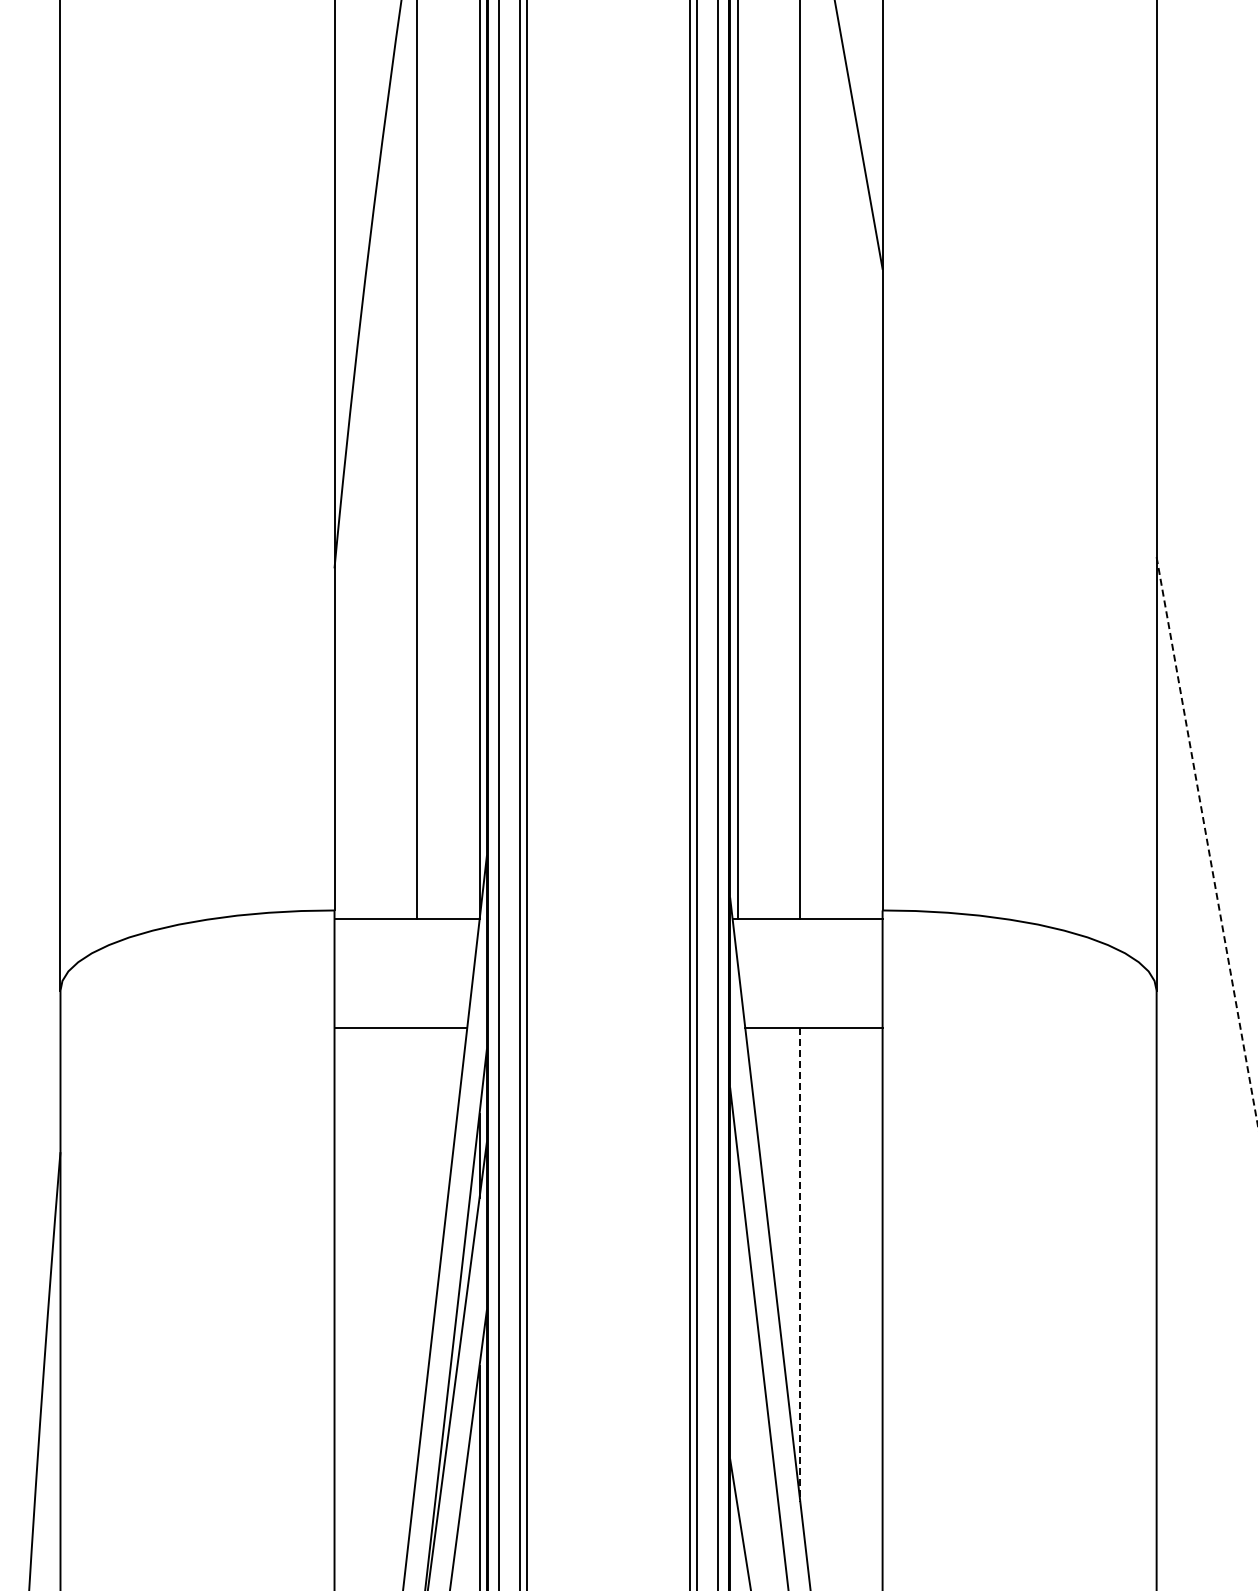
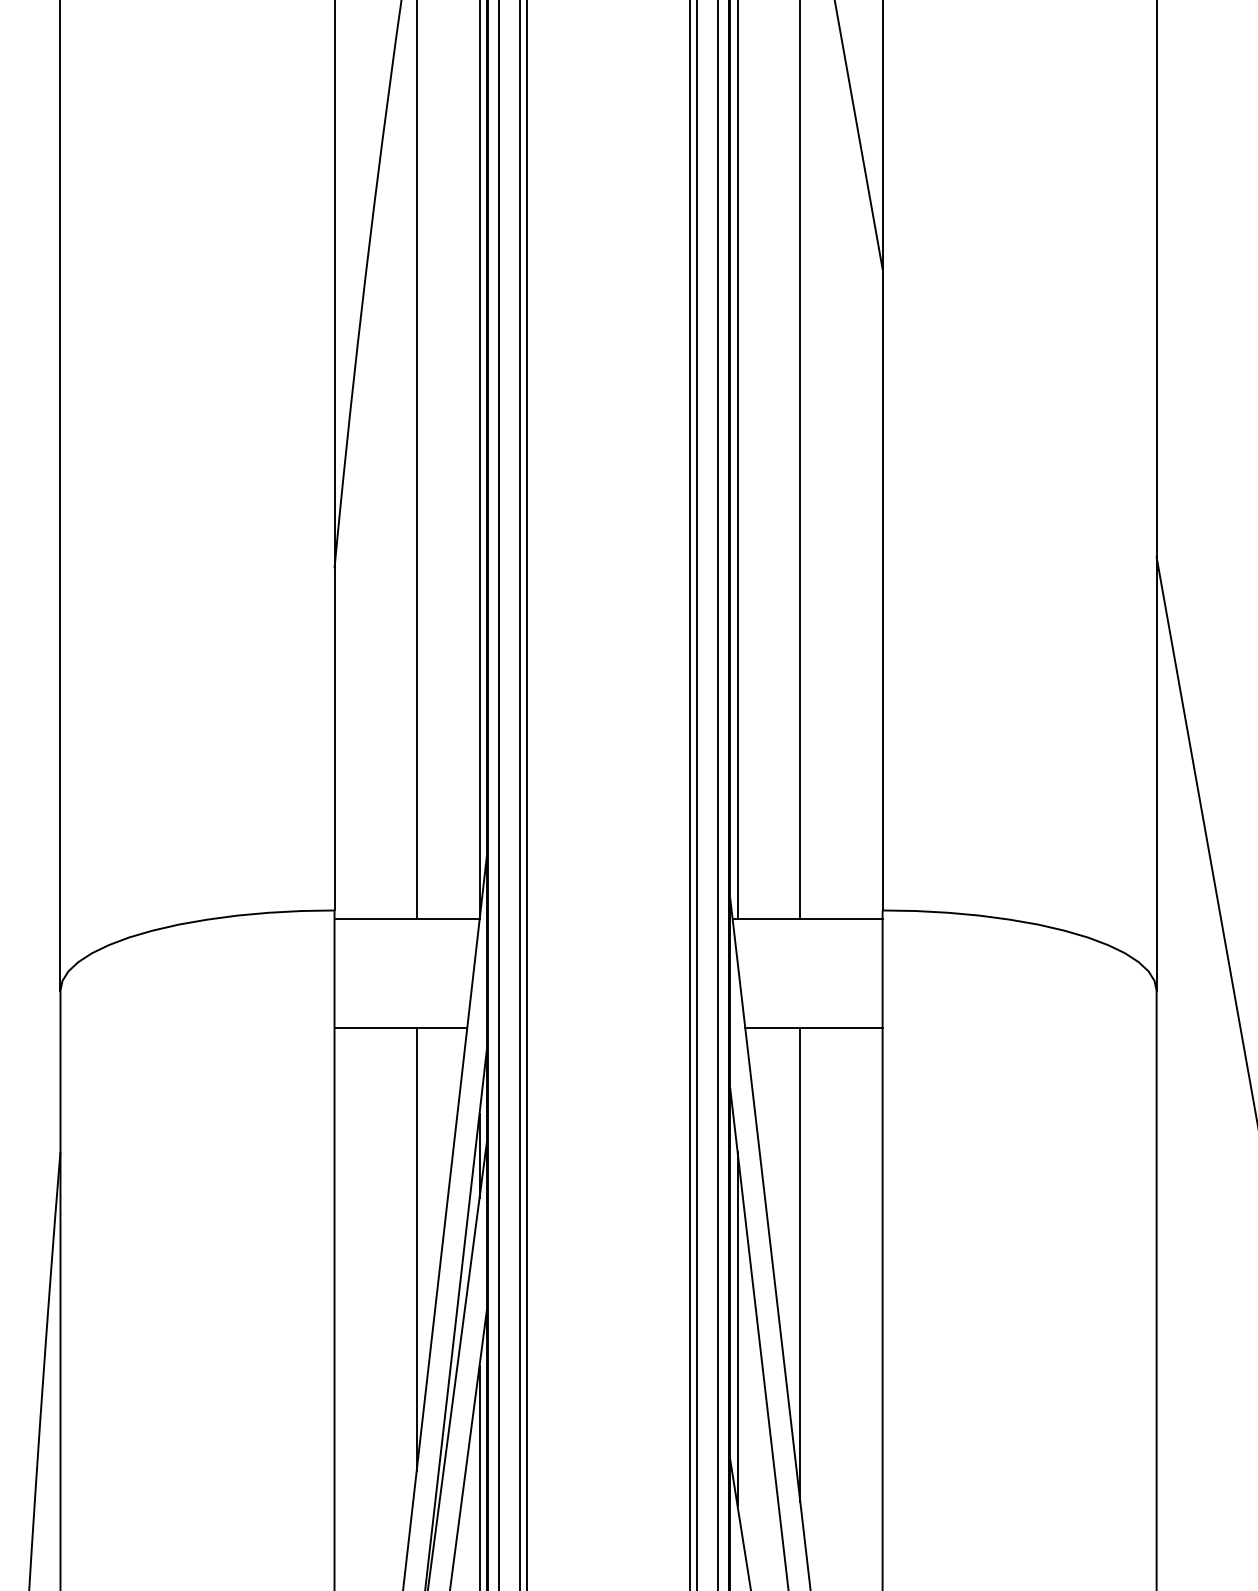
line: dashed -> solid (1207, 841)
line: none -> present (416, 1249)
line: dashed -> solid (800, 1265)
line: none -> present (737, 1328)
